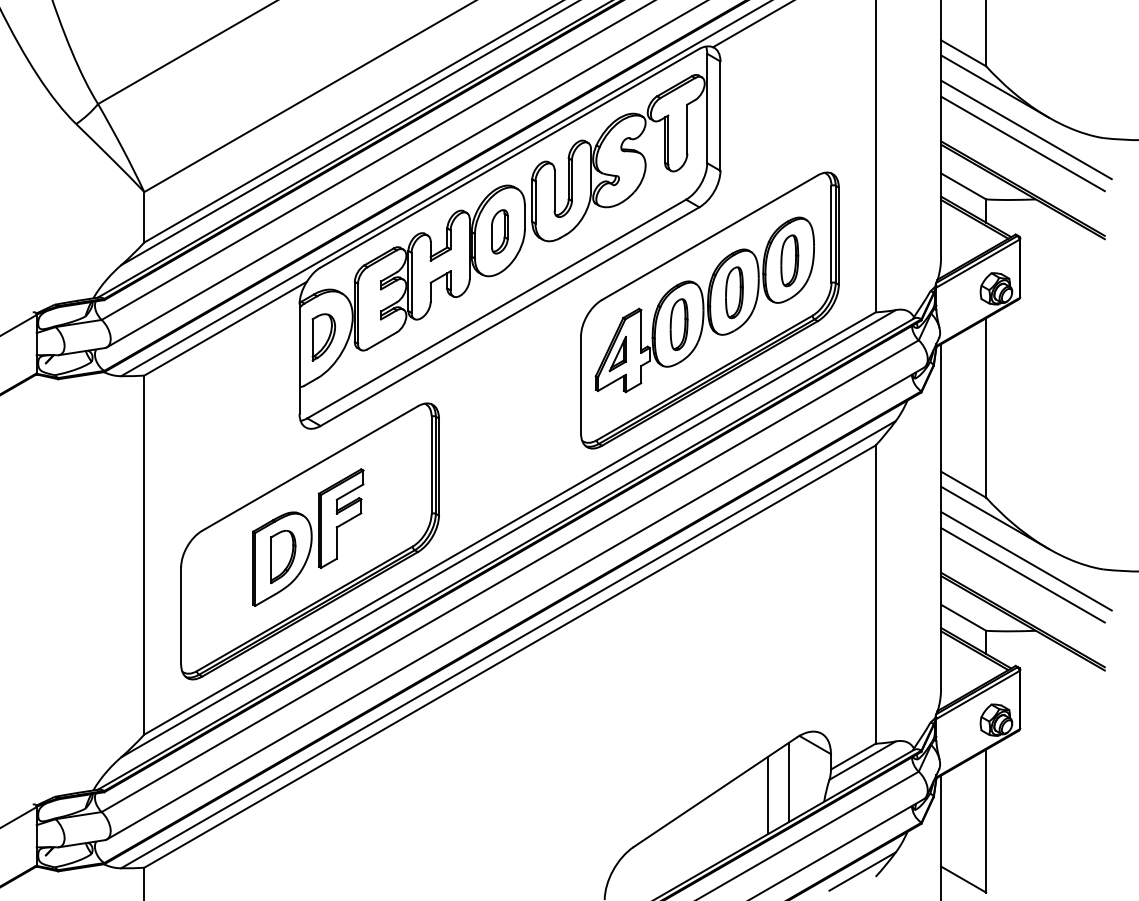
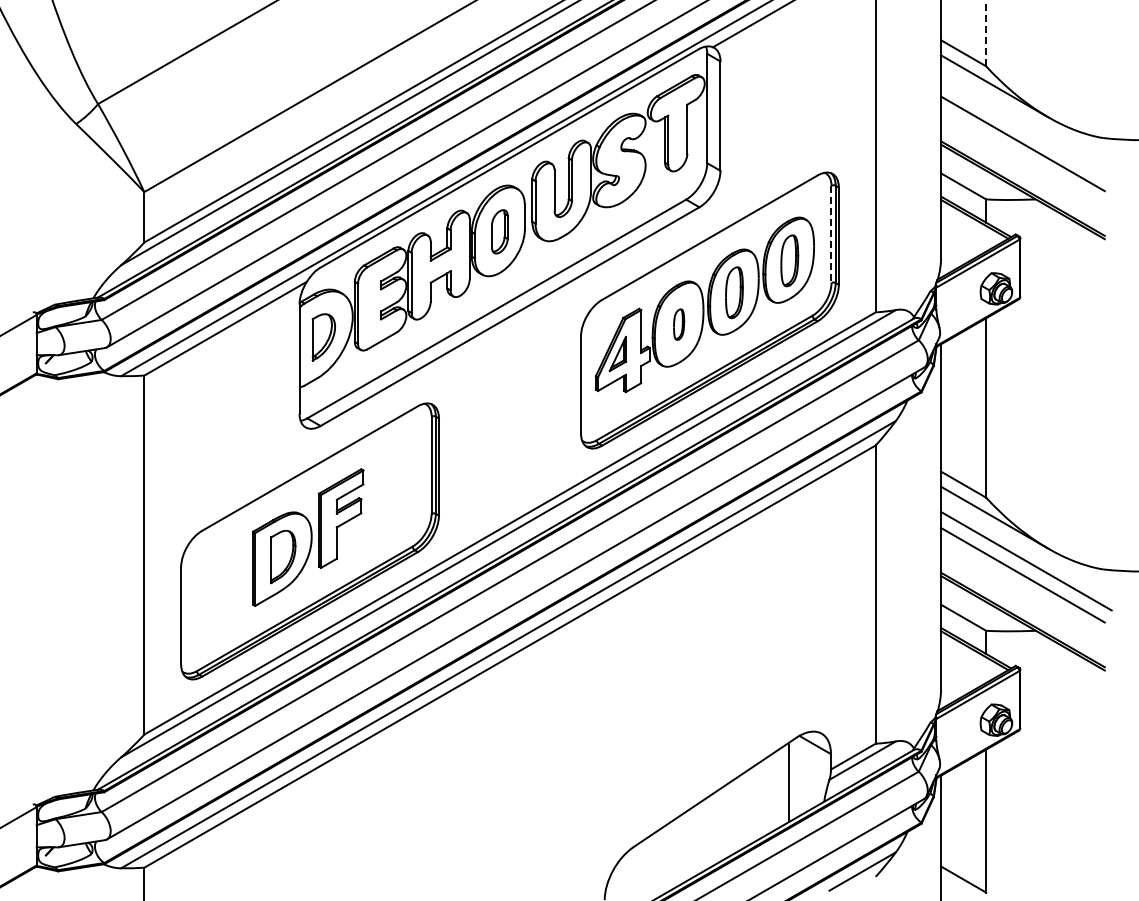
line: solid -> dashed (986, 33)
line: present -> none (1026, 129)
line: solid -> dashed (831, 234)
part size: 20x53 px -> 13x33 px (679, 324)
line: present -> none (767, 795)
